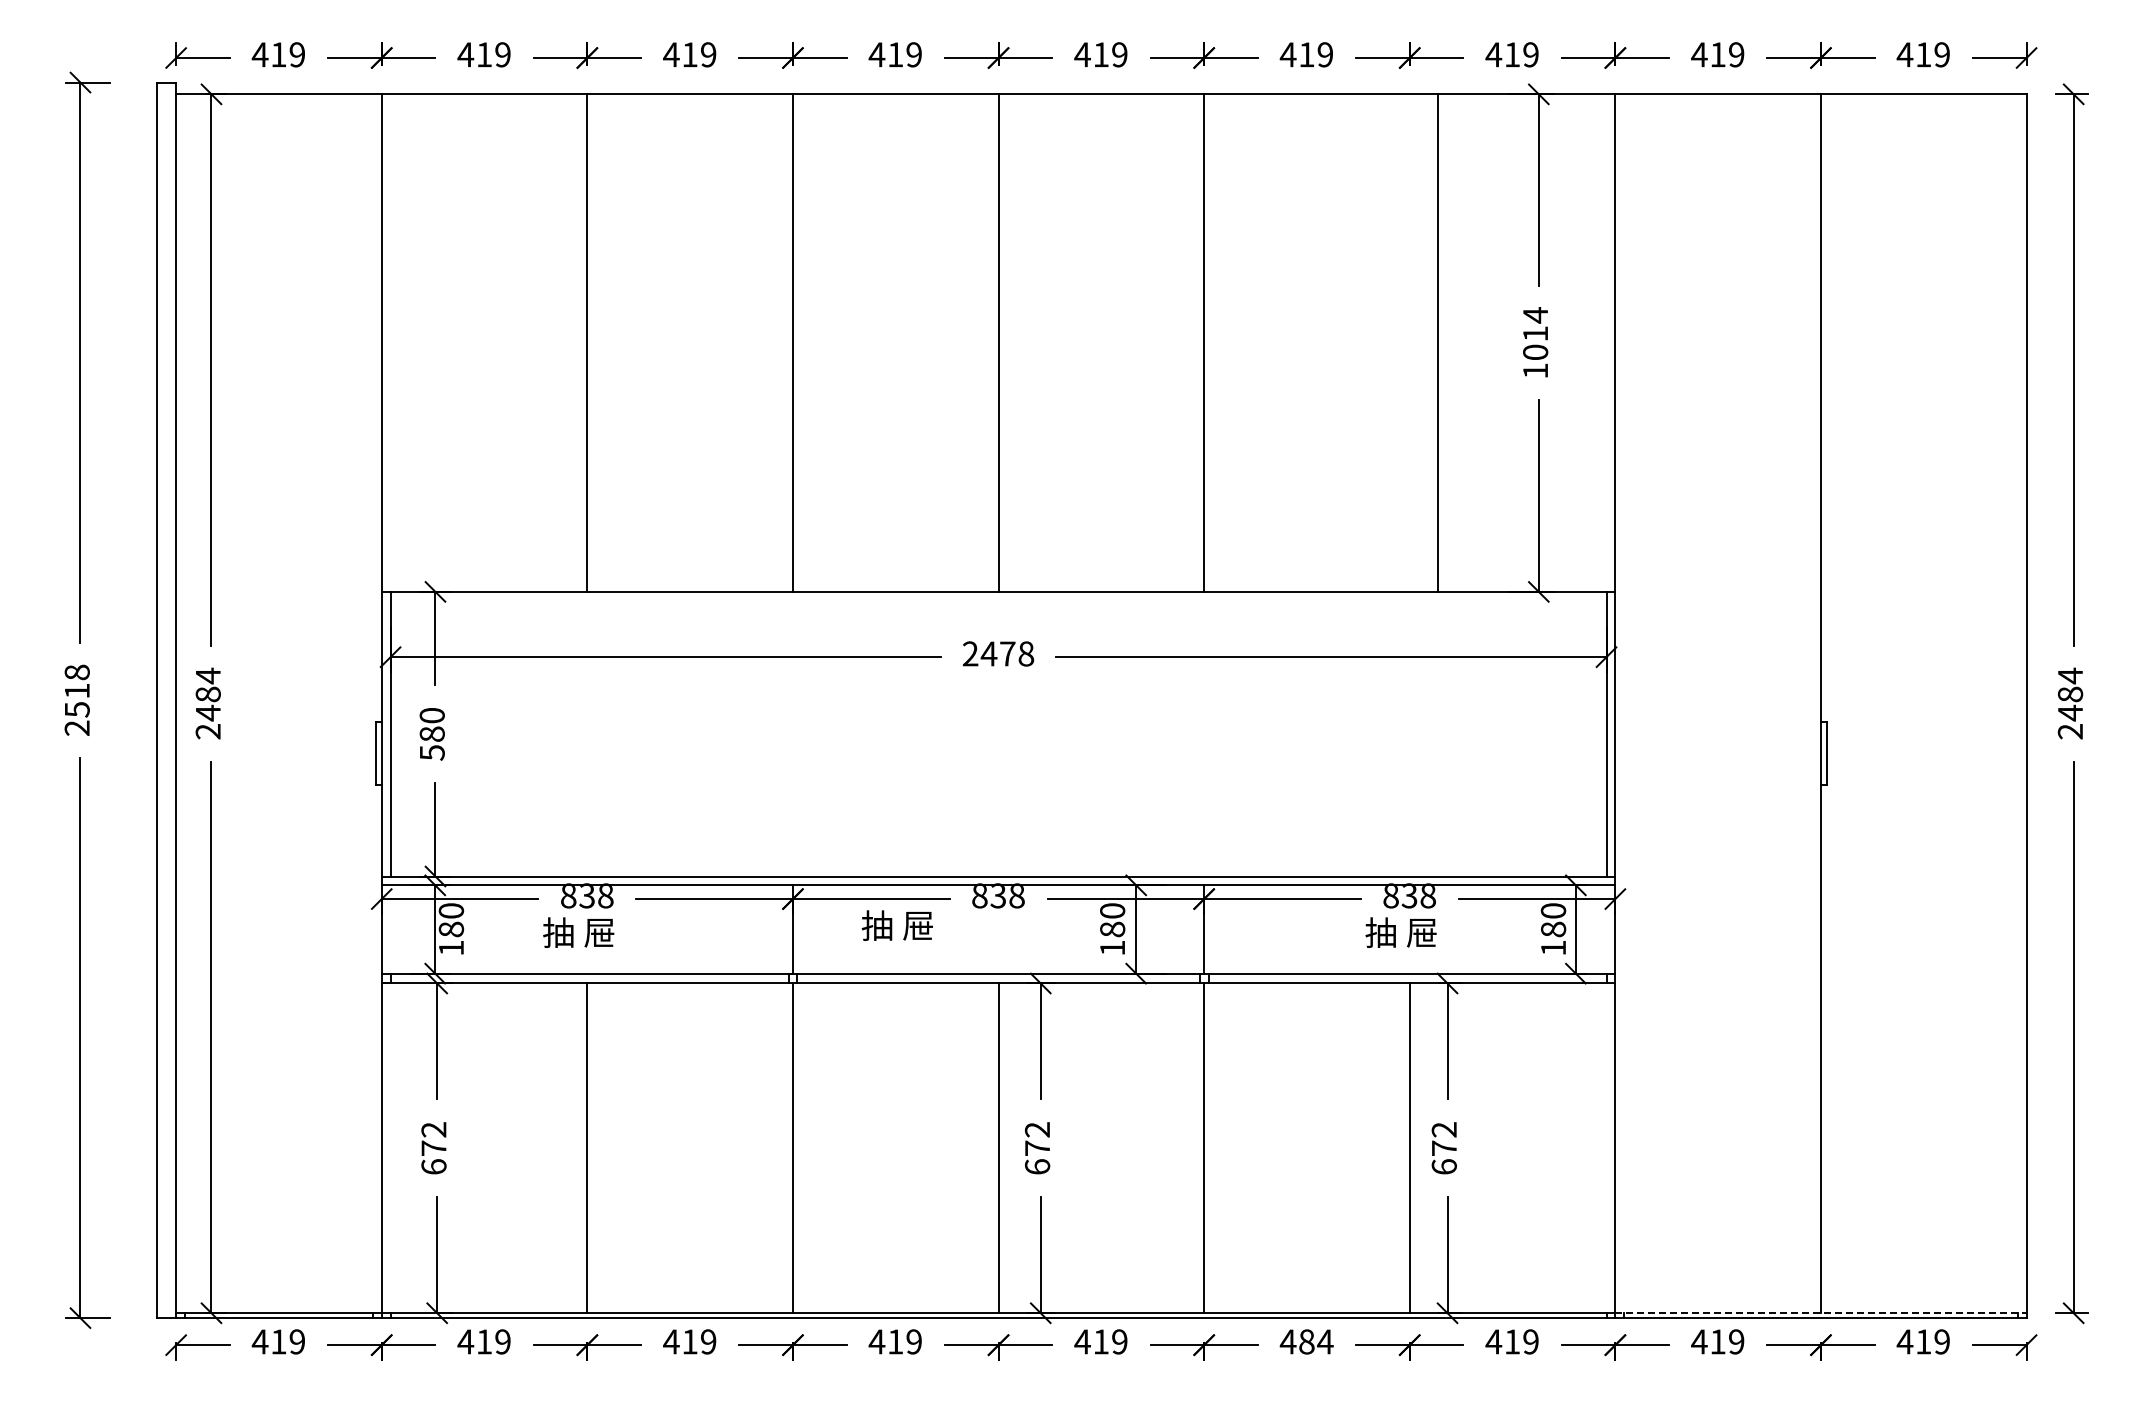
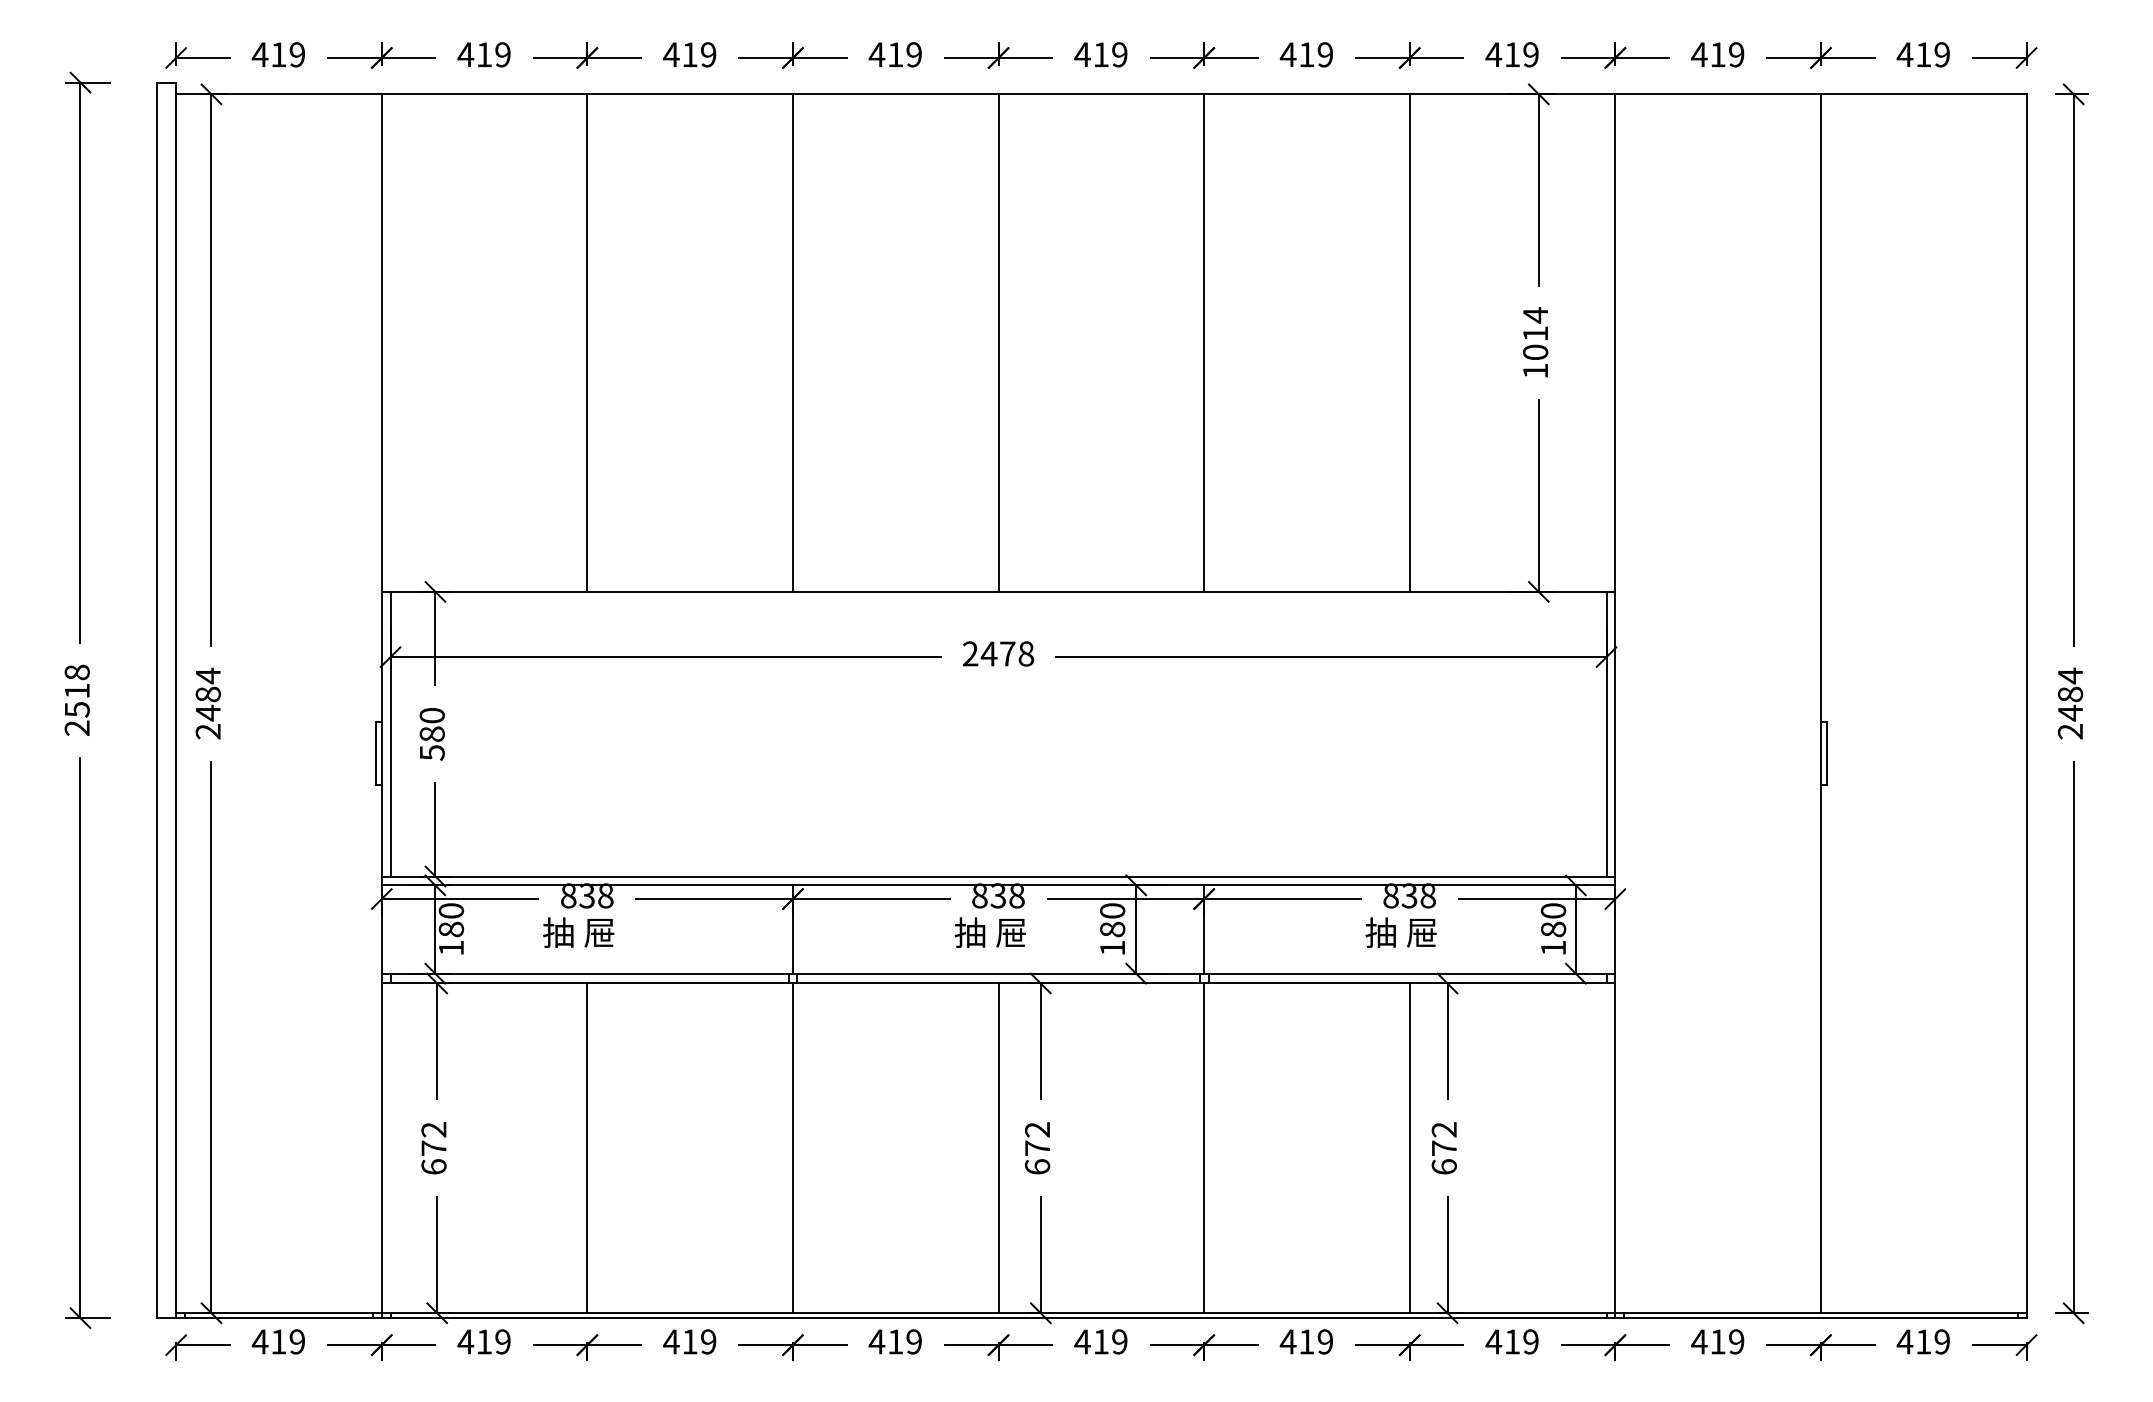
line position: (1437, 342) -> (1409, 342) (1409, 342)
text position: (896, 925) -> (989, 932) (989, 932)
line: dashed -> solid (1820, 1313)
text: 484 -> 419 (1316, 1341)
